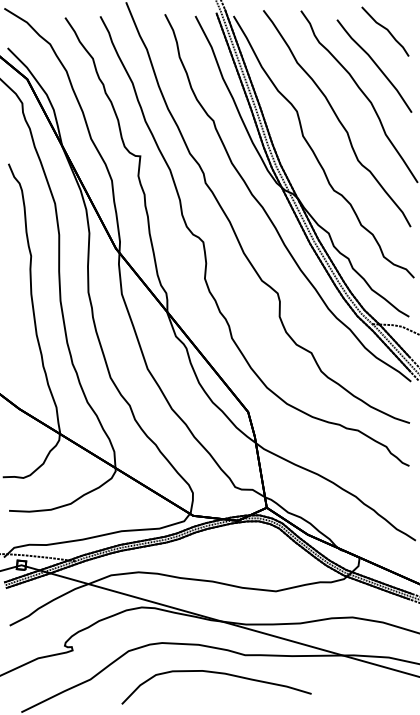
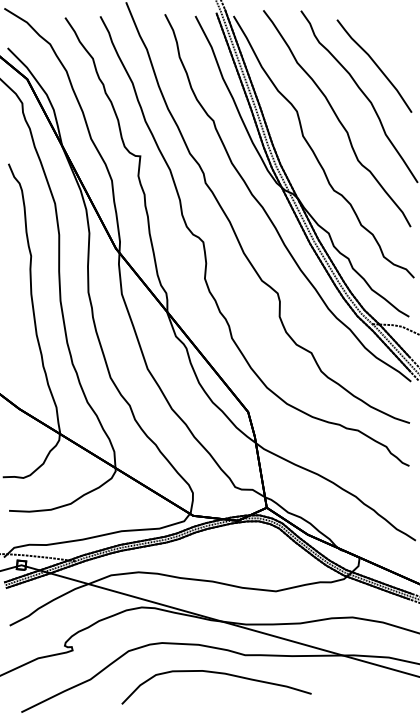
part: present -> none (385, 31)
